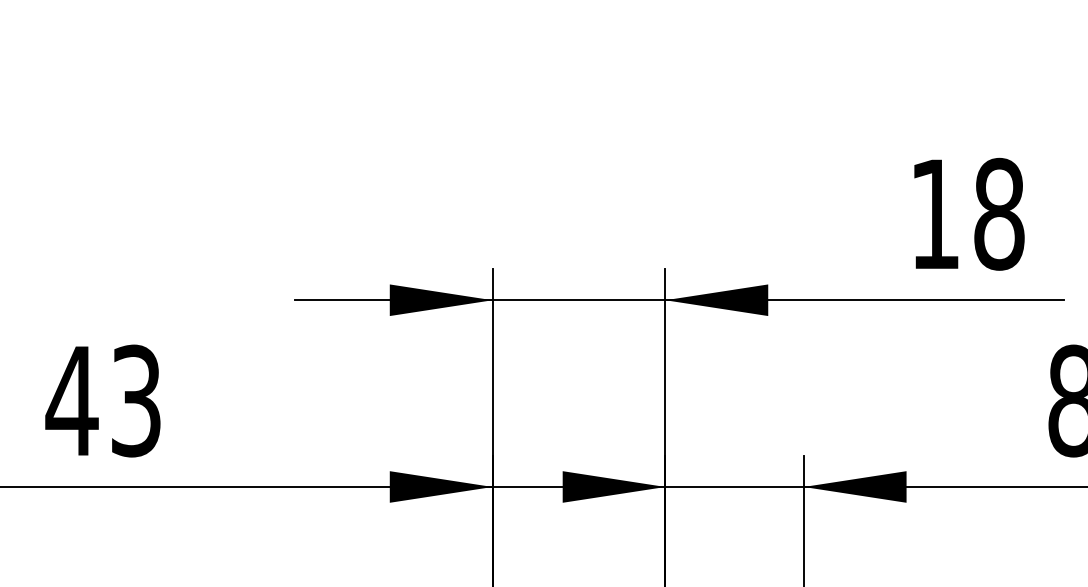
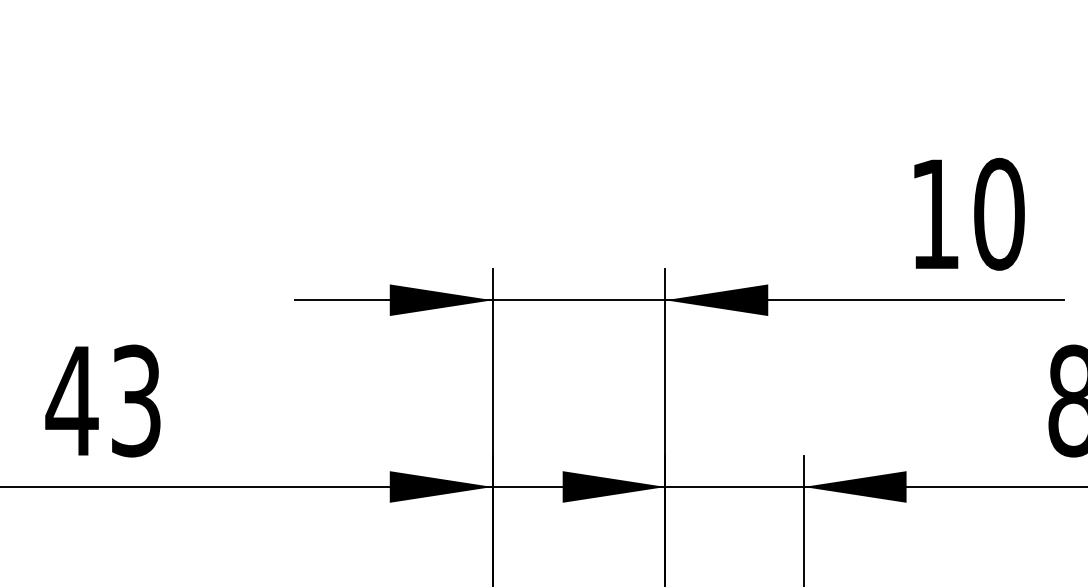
text: 18 -> 10 (999, 214)
